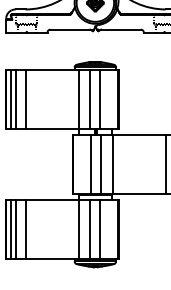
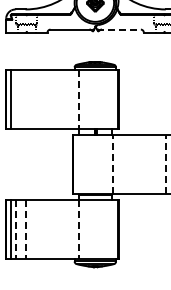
line: solid -> dashed (119, 29)
line: present -> none (15, 98)
line: present -> none (25, 98)
line: present -> none (90, 98)
line: present -> none (100, 98)
line: solid -> dashed (78, 99)
line: present -> none (90, 164)
line: present -> none (101, 164)
line: solid -> dashed (112, 164)
line: solid -> dashed (165, 164)
line: solid -> dashed (15, 229)
line: solid -> dashed (25, 229)
line: solid -> dashed (78, 229)
line: present -> none (90, 229)
line: present -> none (100, 229)
